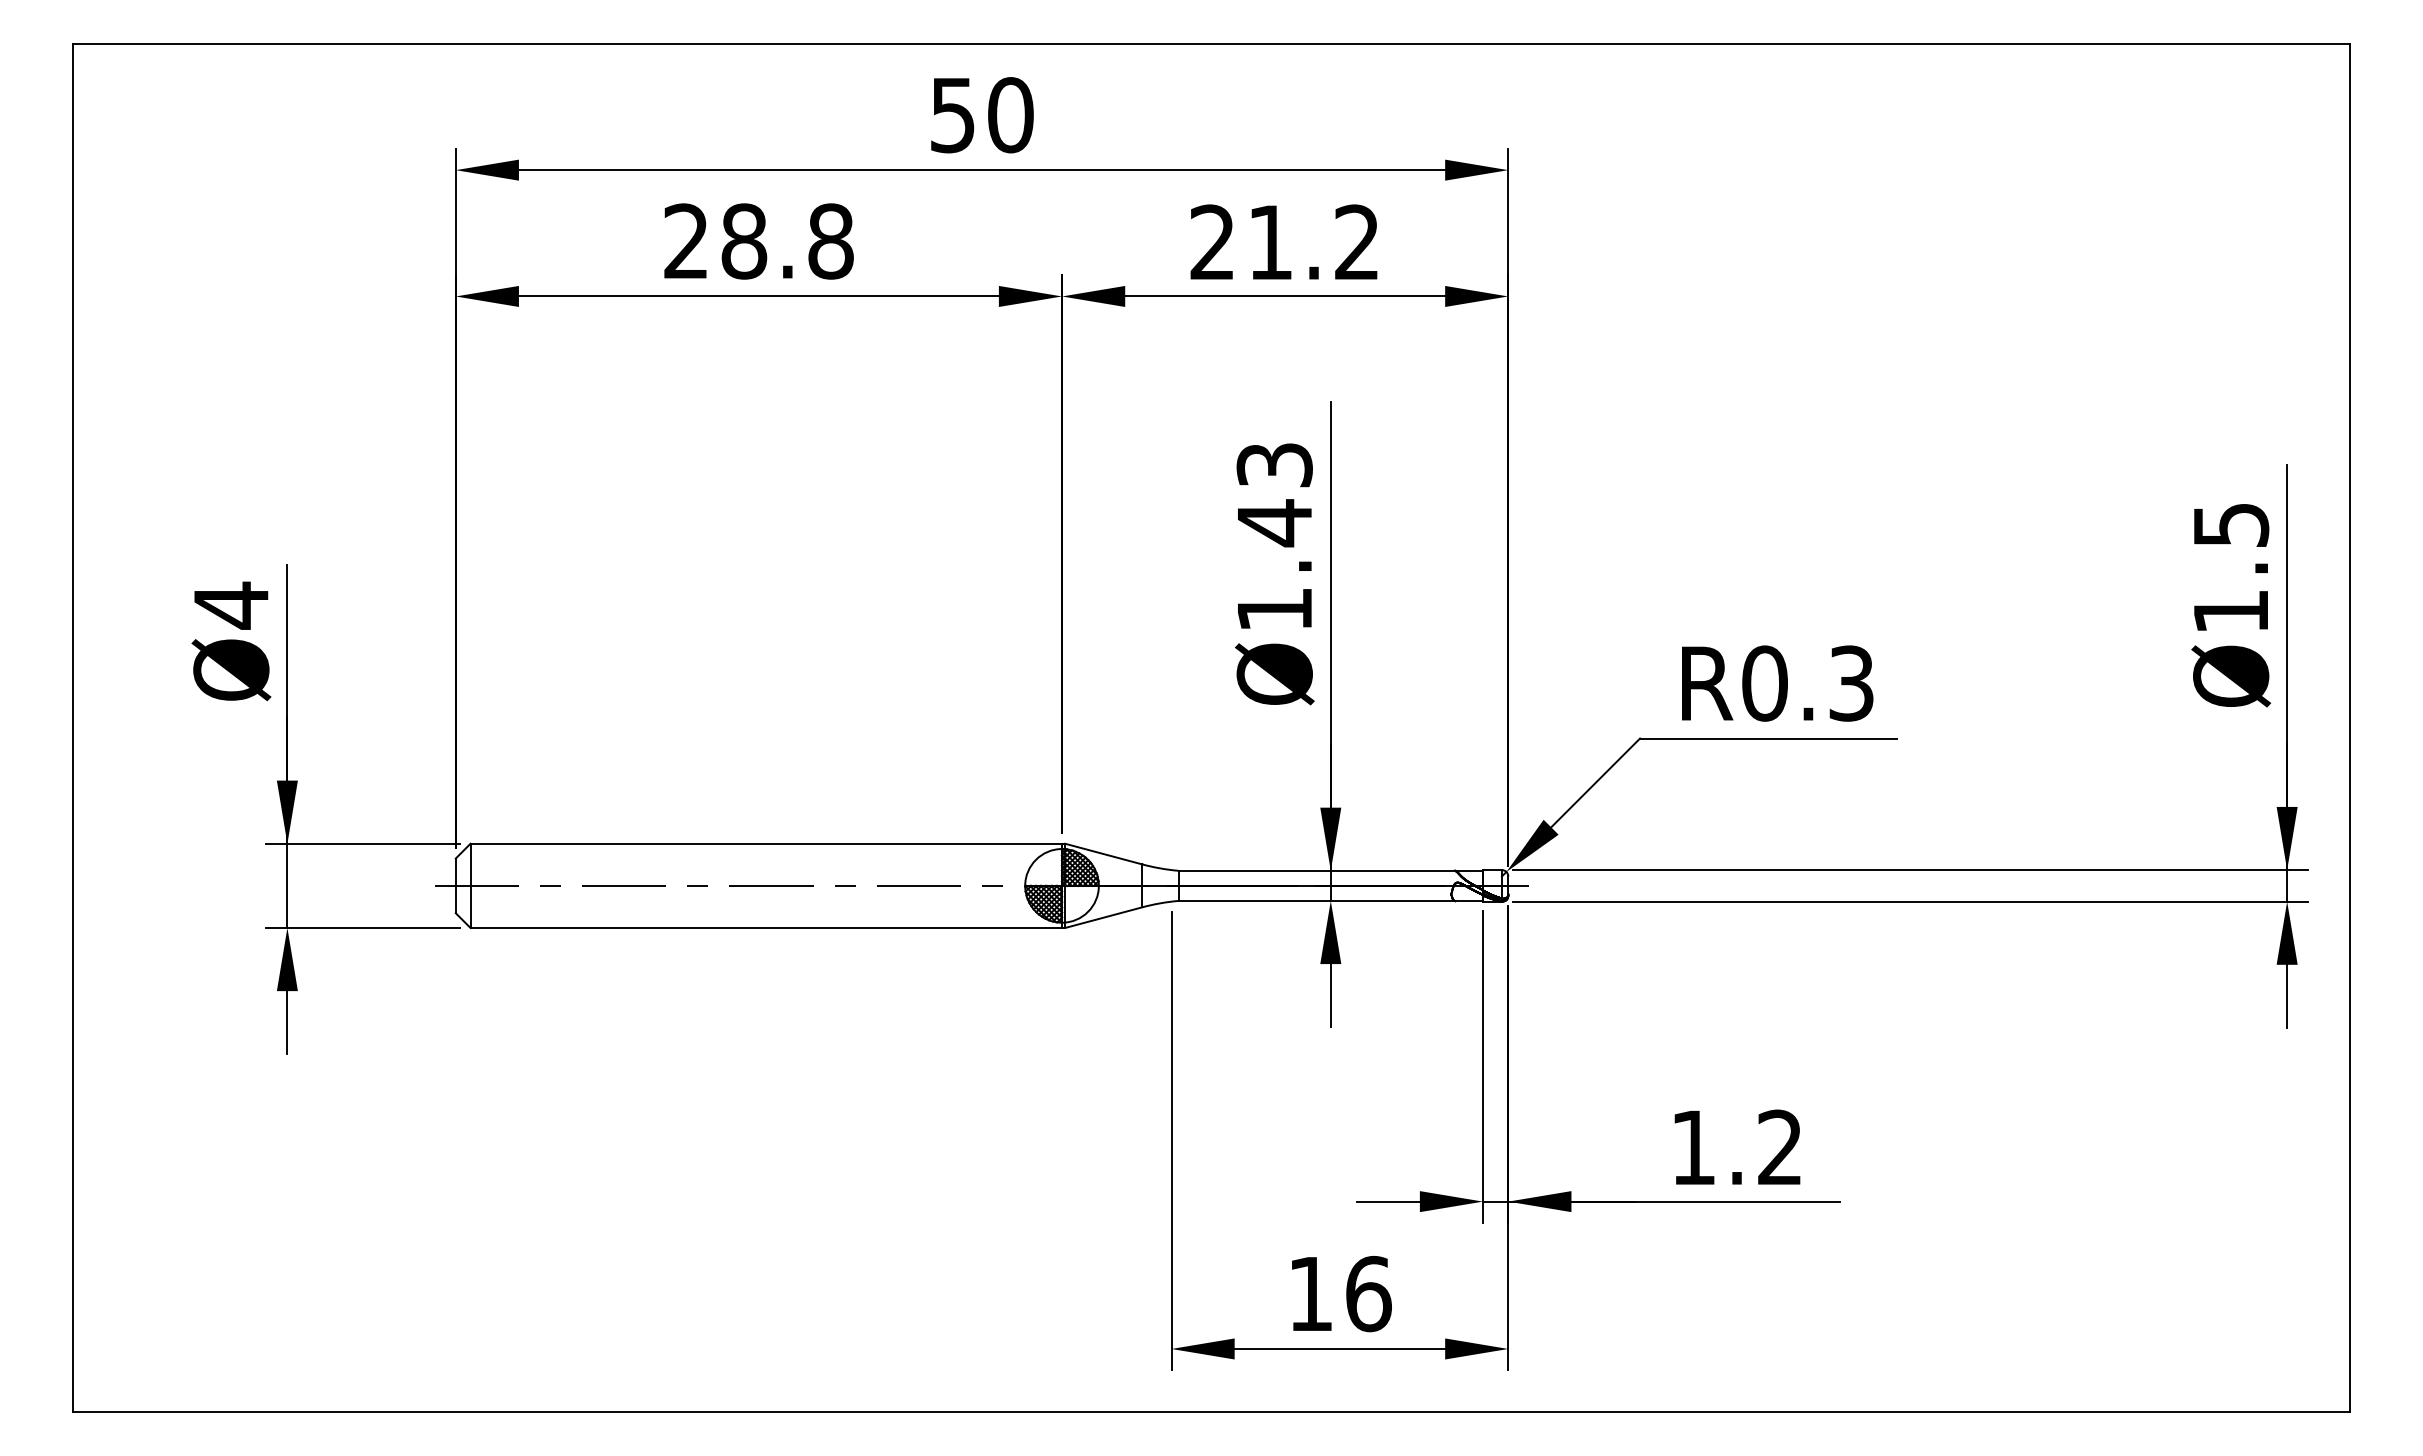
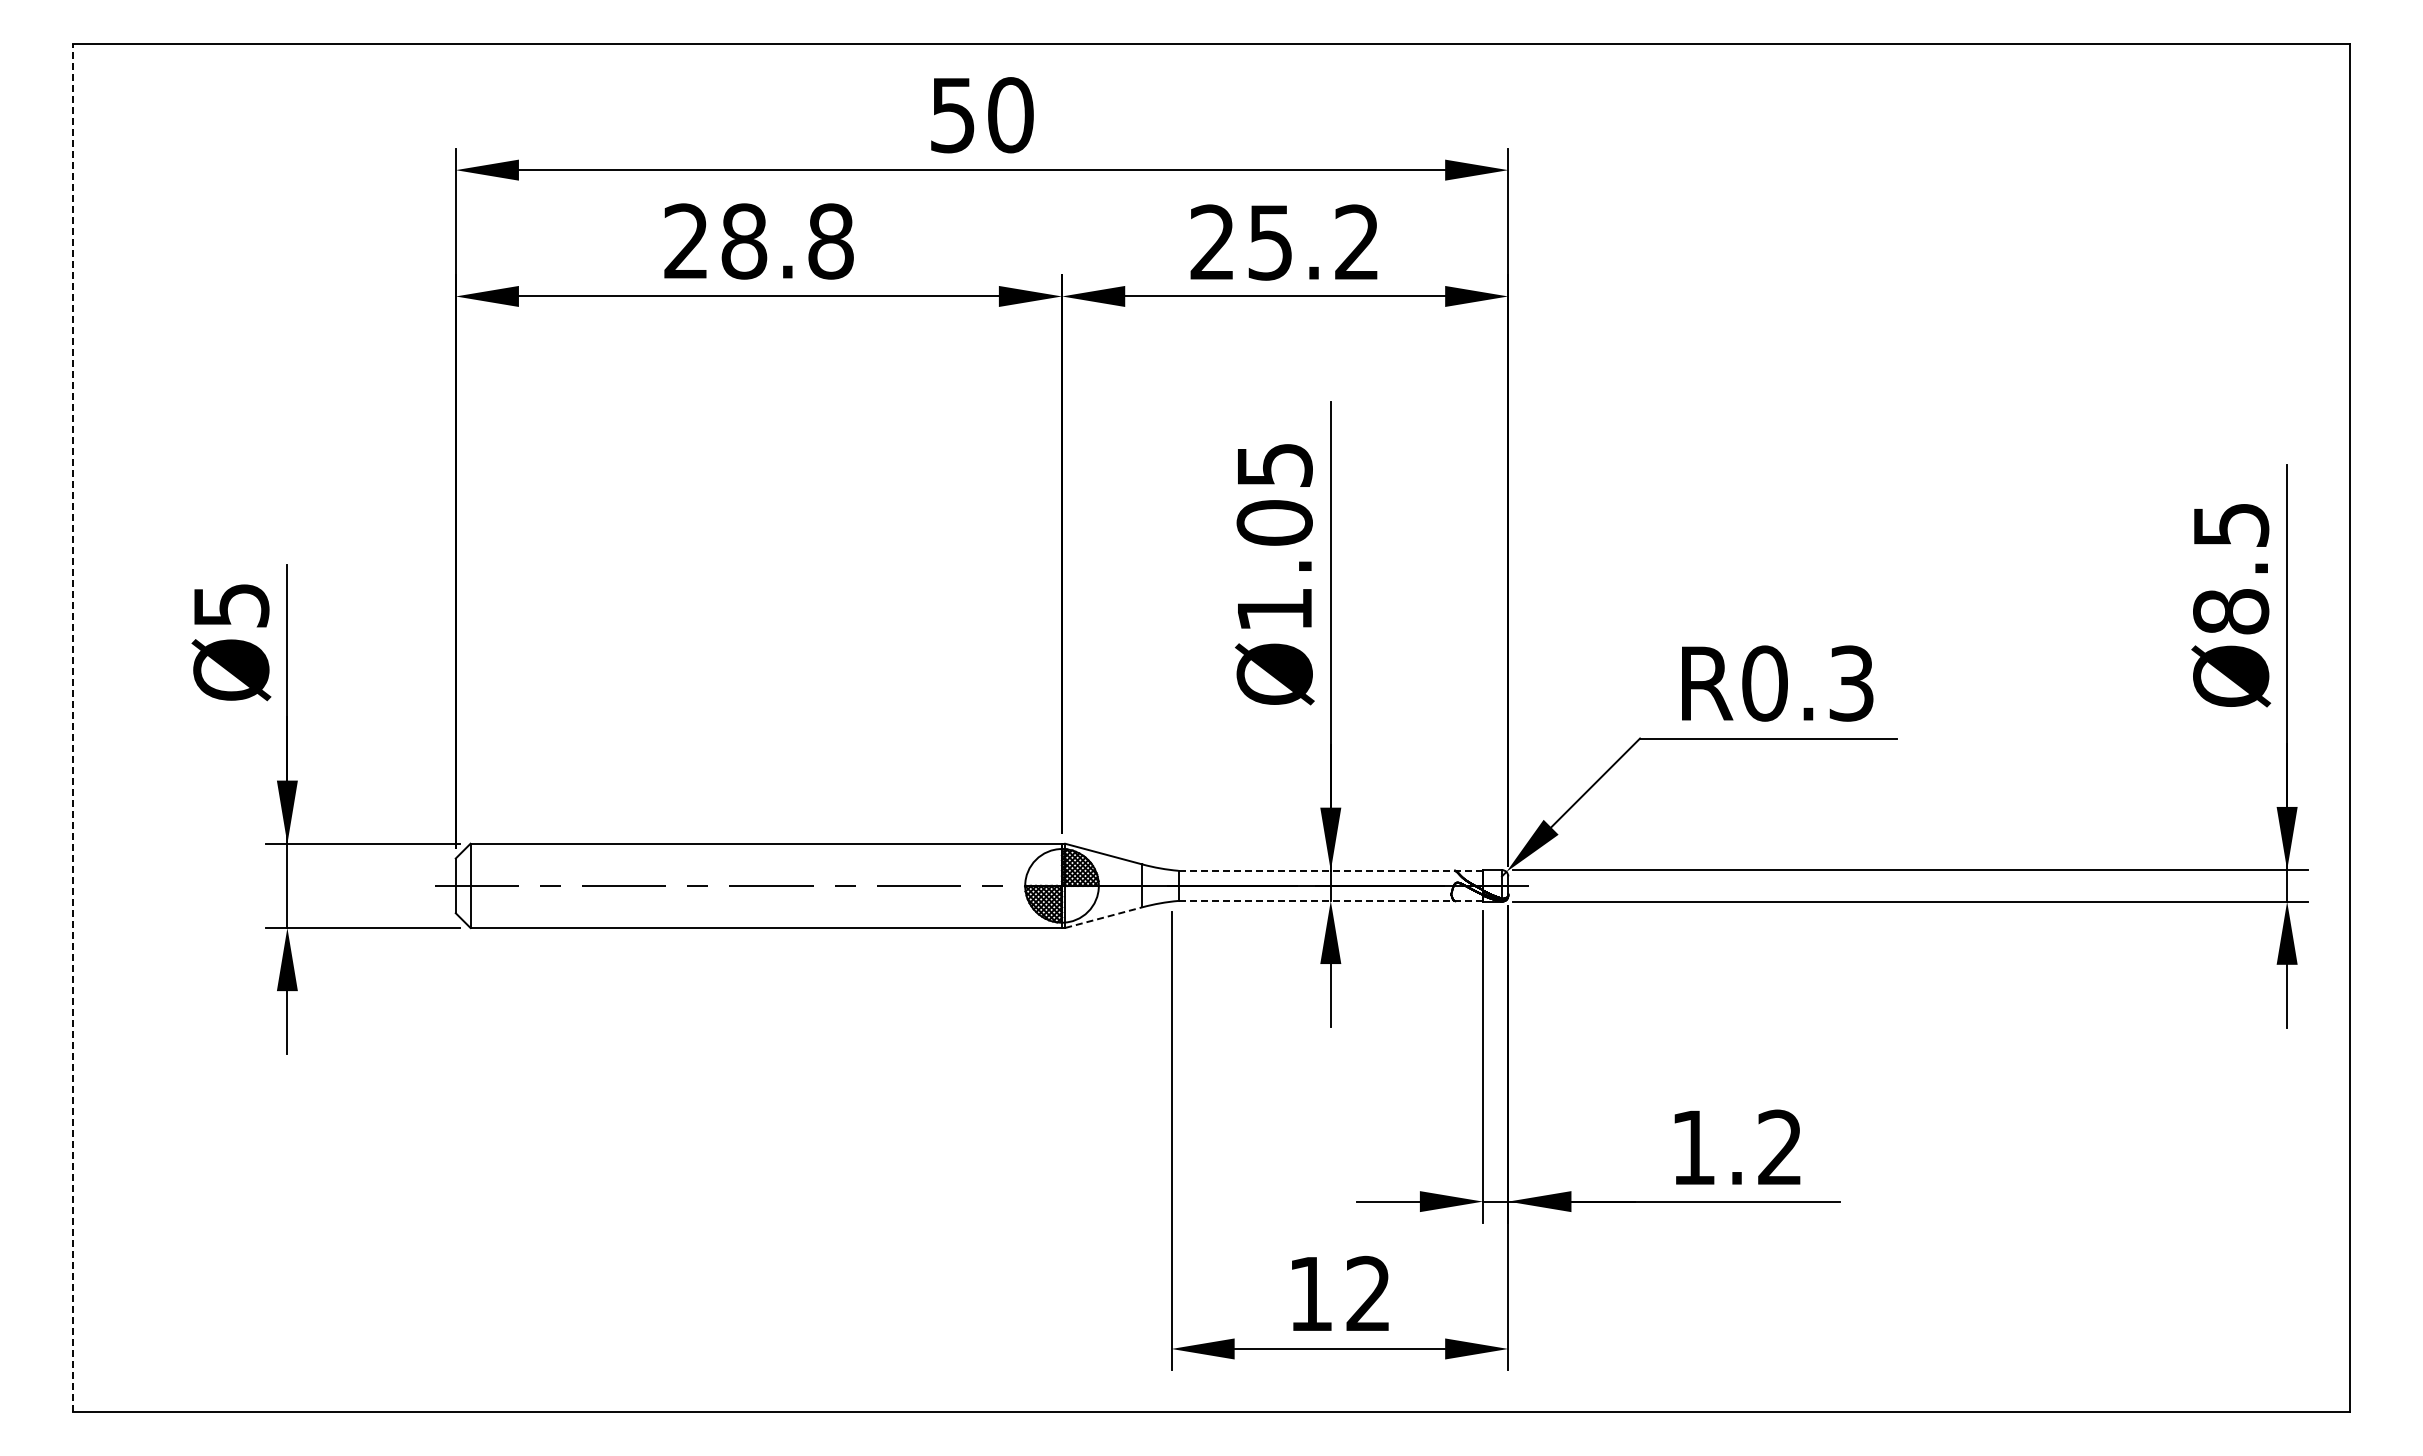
text: 21.2 -> 25.2 (1269, 242)
text: Ø1.43 -> Ø1.05 (1274, 495)
text: Ø4 -> Ø5 (231, 605)
text: Ø1.5 -> Ø8.5 (2231, 611)
line: solid -> dashed (72, 727)
line: solid -> dashed (1330, 870)
line: solid -> dashed (1331, 900)
line: solid -> dashed (1103, 917)
text: 16 -> 12 (1368, 1293)
